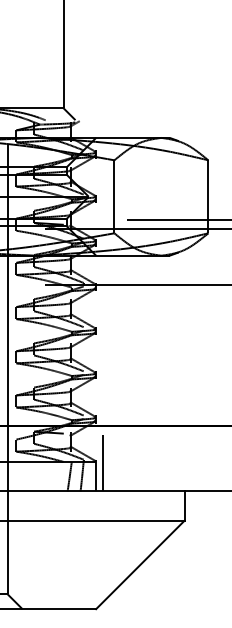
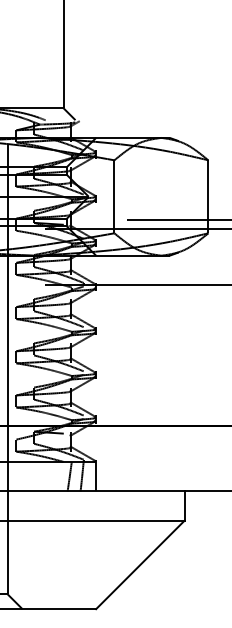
line: present -> none (103, 463)
